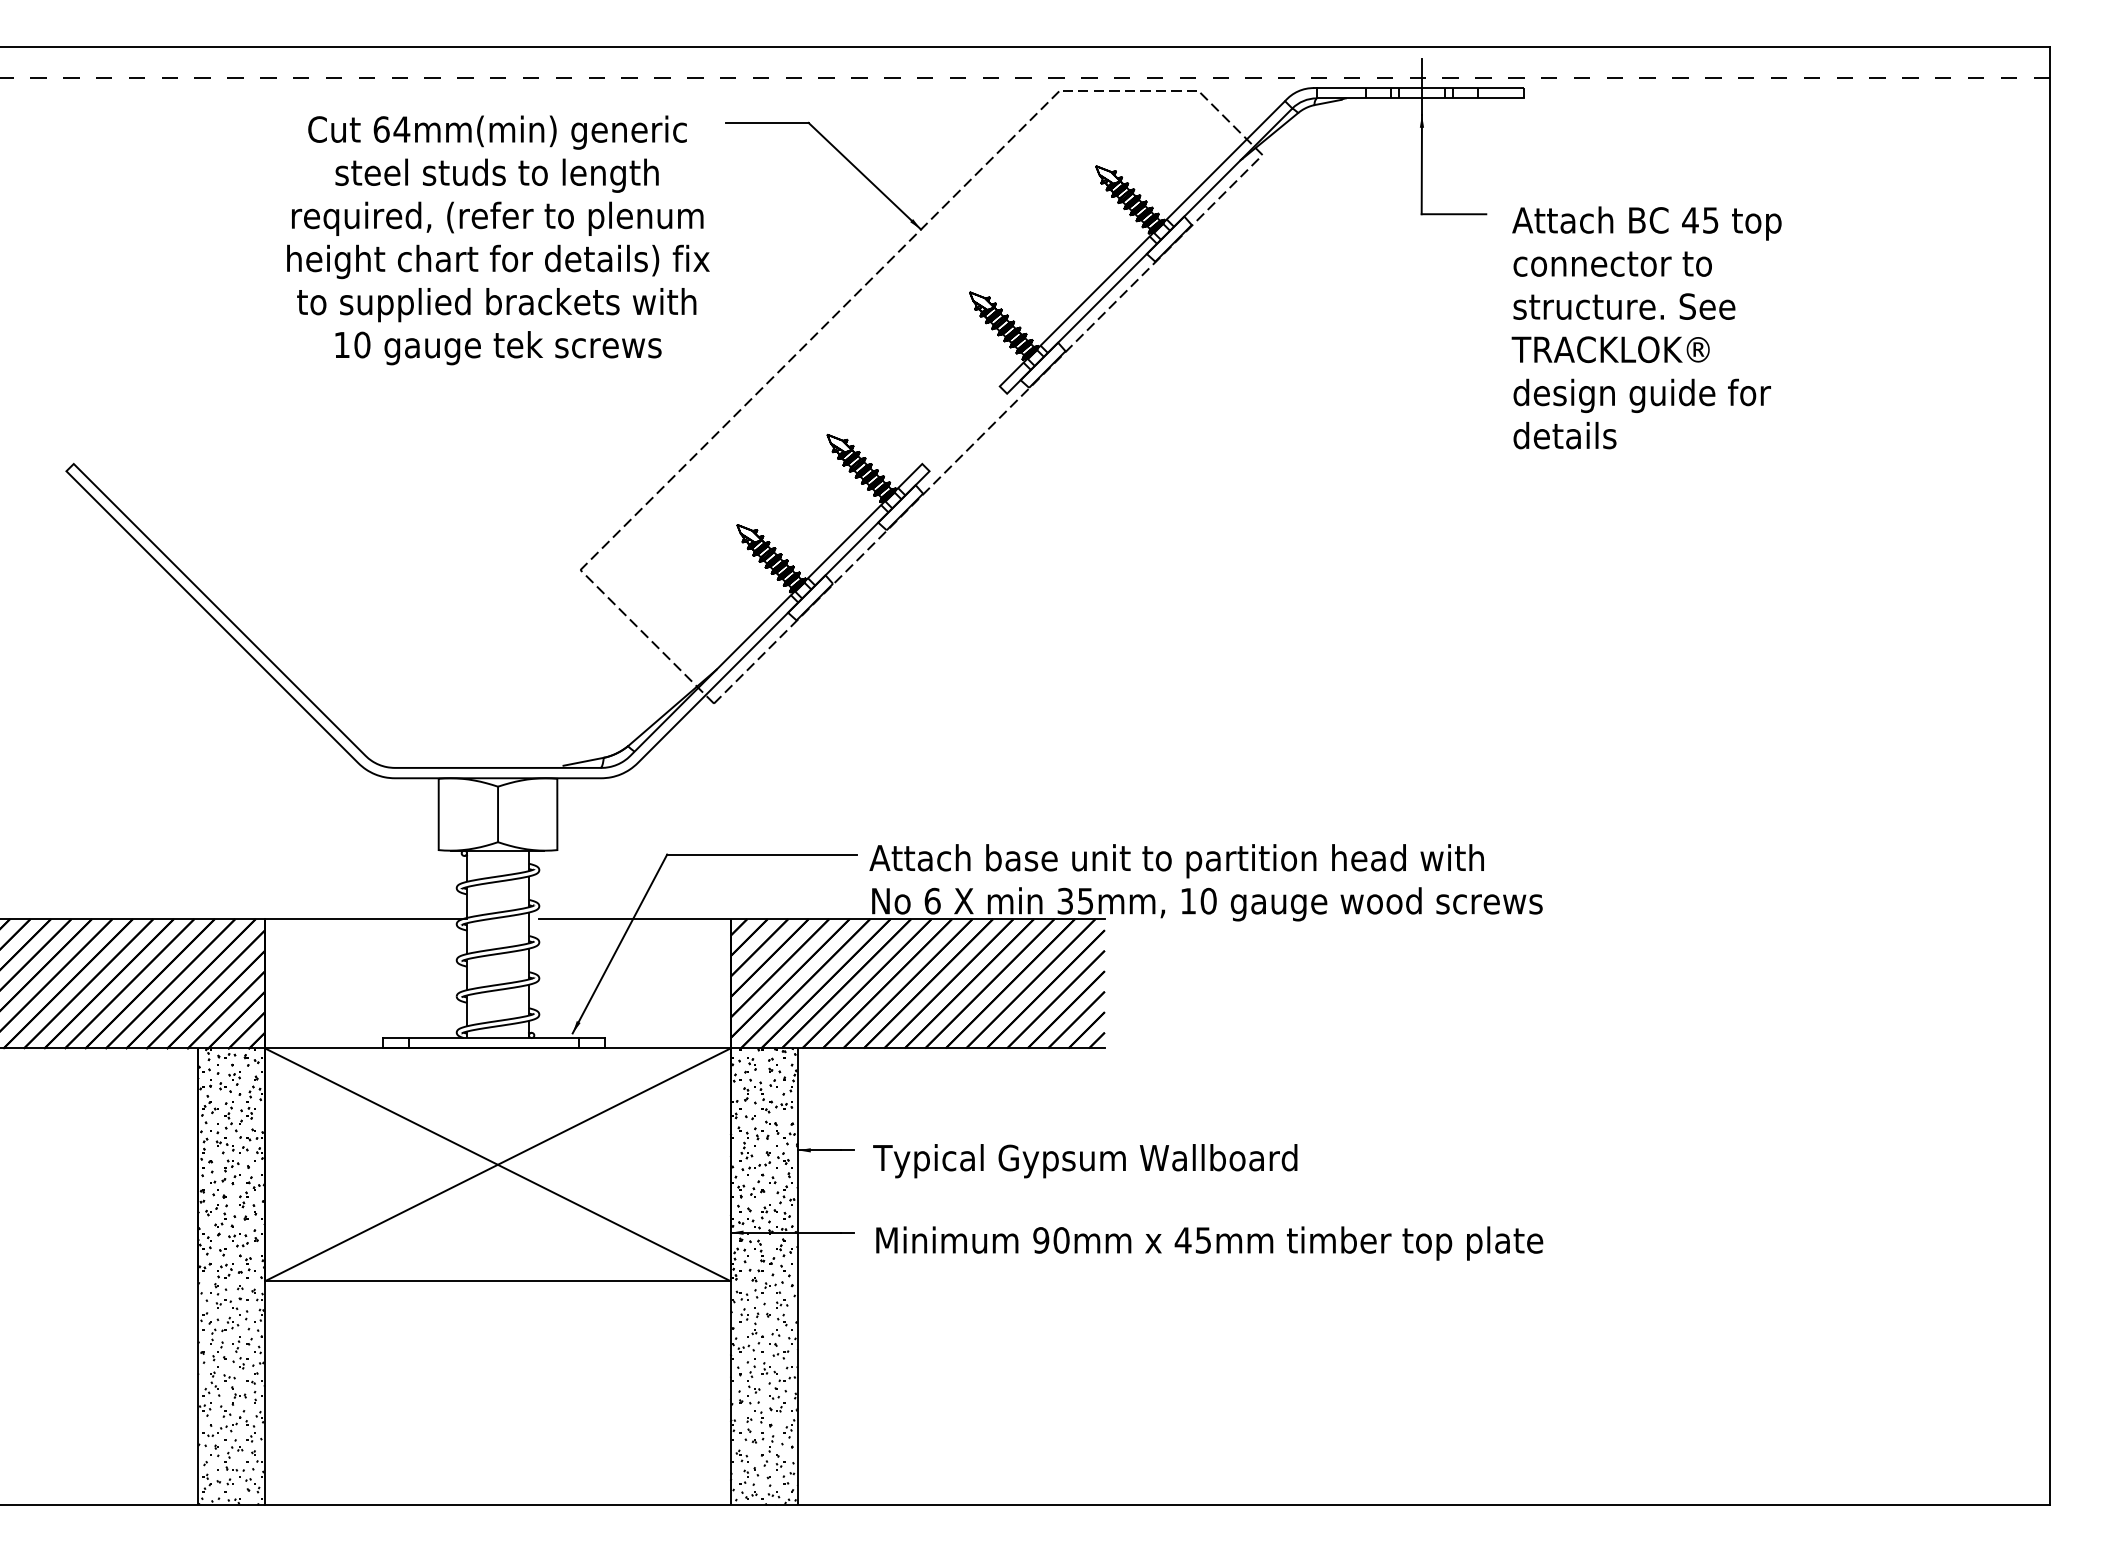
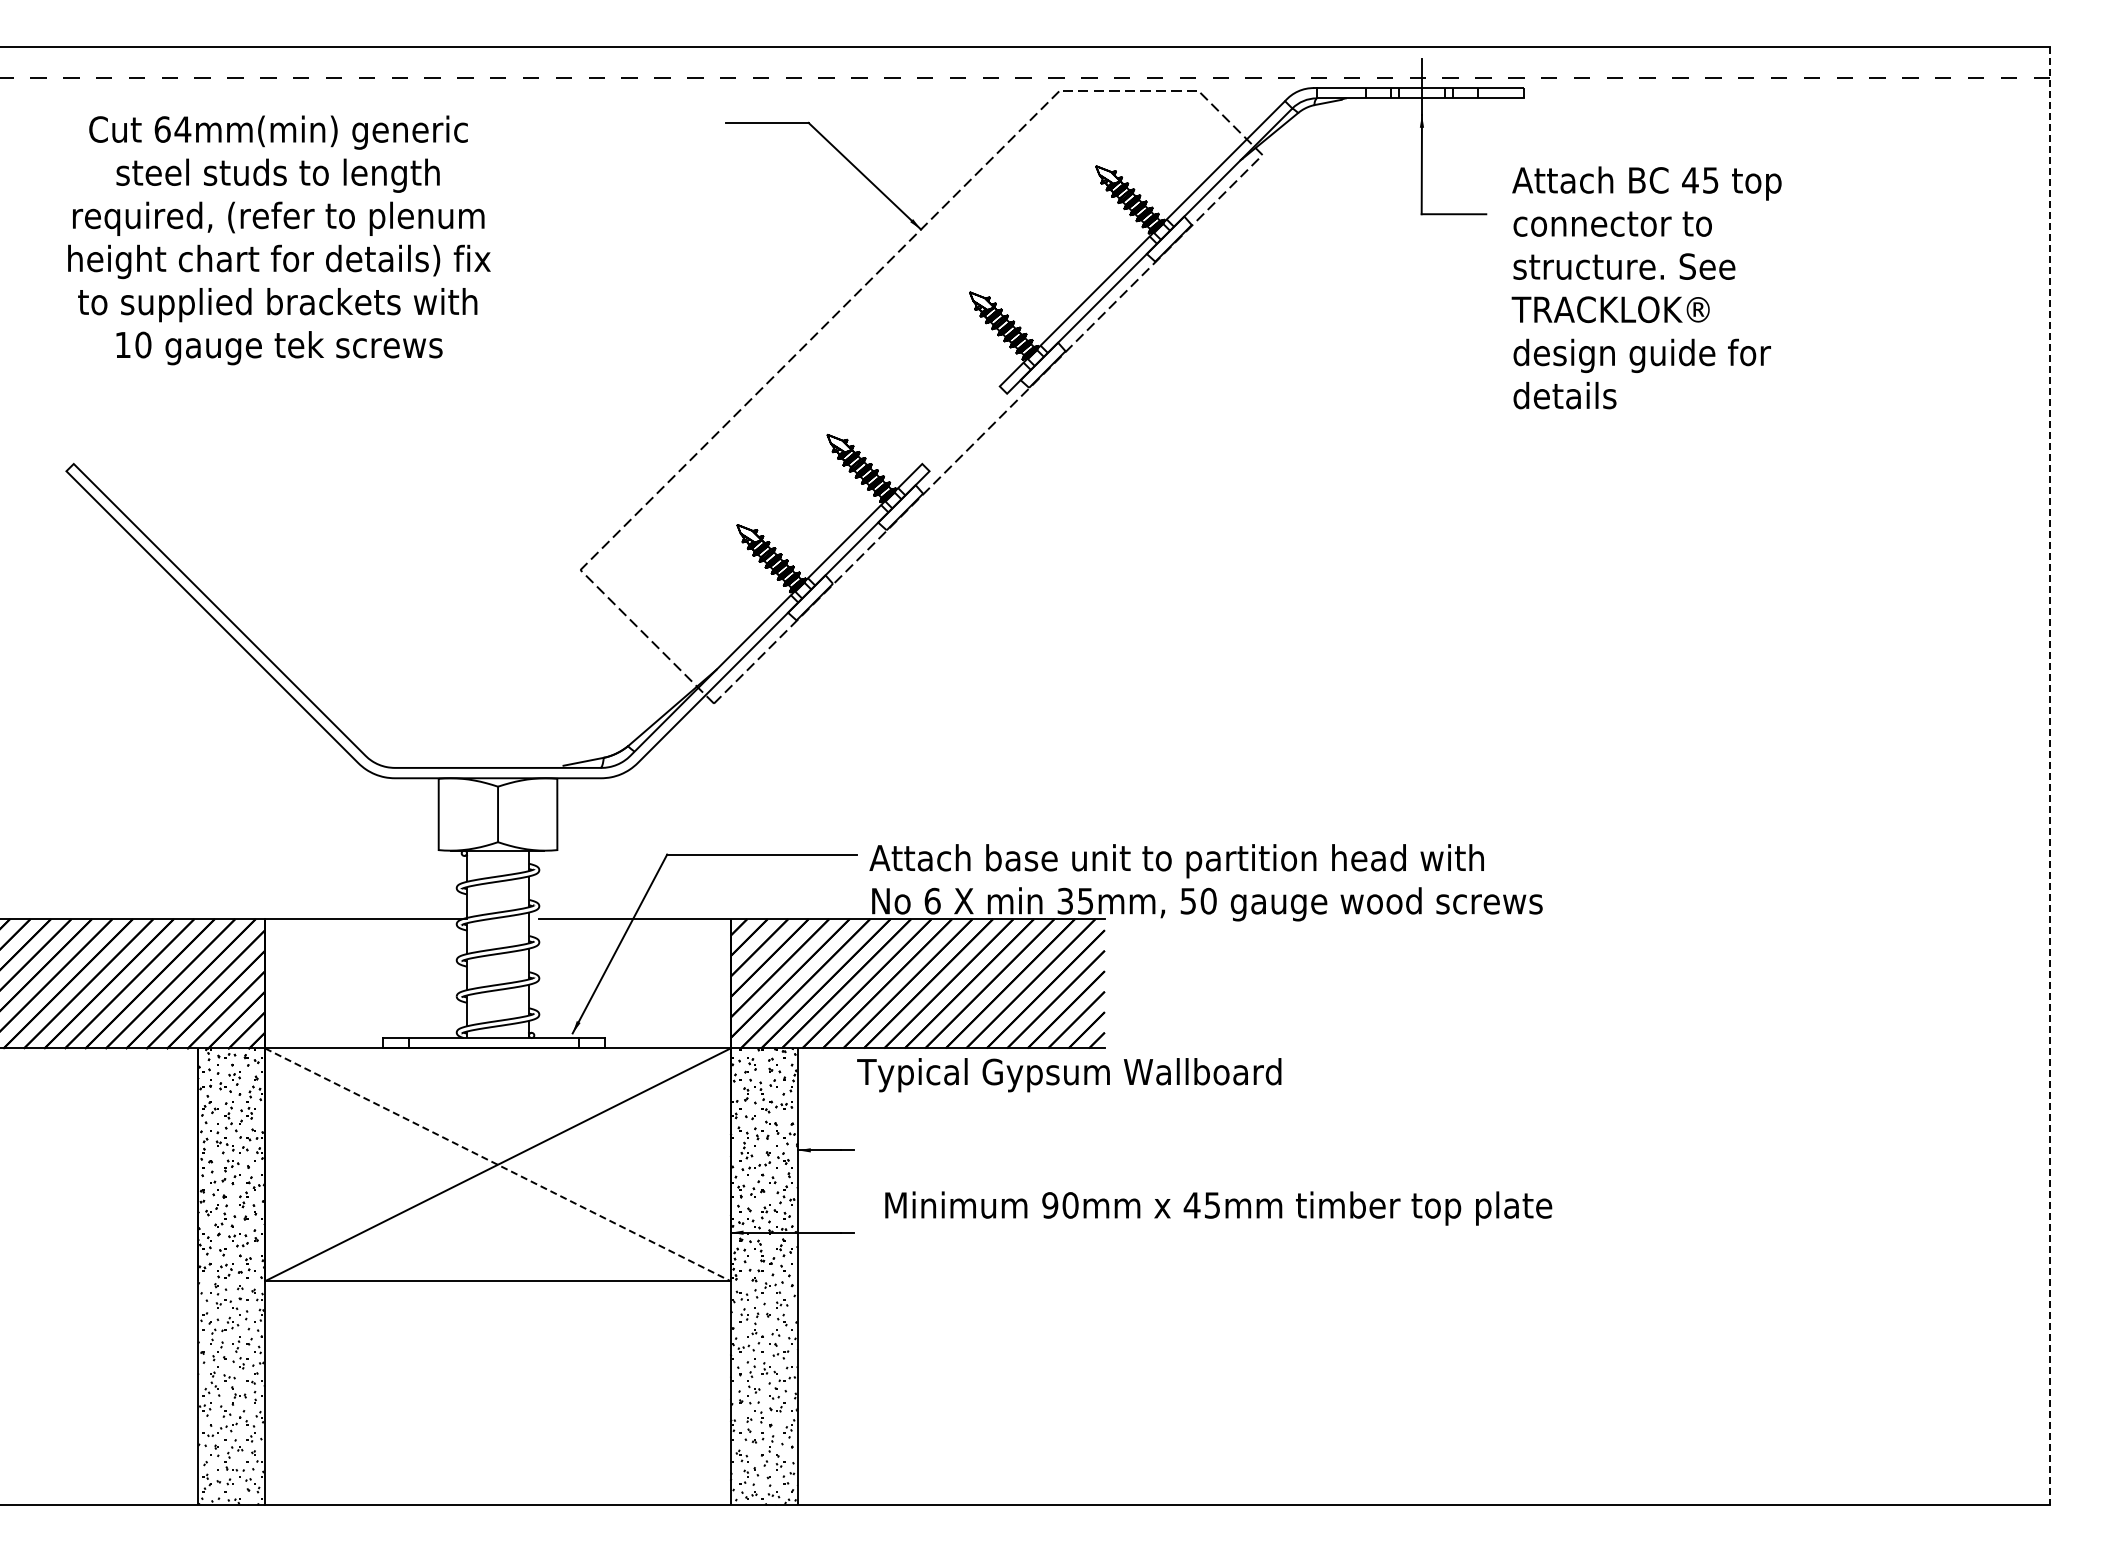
text position: (498, 240) -> (279, 240) (279, 240)
text position: (1646, 327) -> (1646, 287) (1646, 287)
line: solid -> dashed (2049, 776)
text: 10 -> 50 (1187, 901)
text position: (1085, 1161) -> (1069, 1075) (1069, 1075)
line: solid -> dashed (498, 1165)
text position: (1209, 1243) -> (1218, 1208) (1218, 1208)
